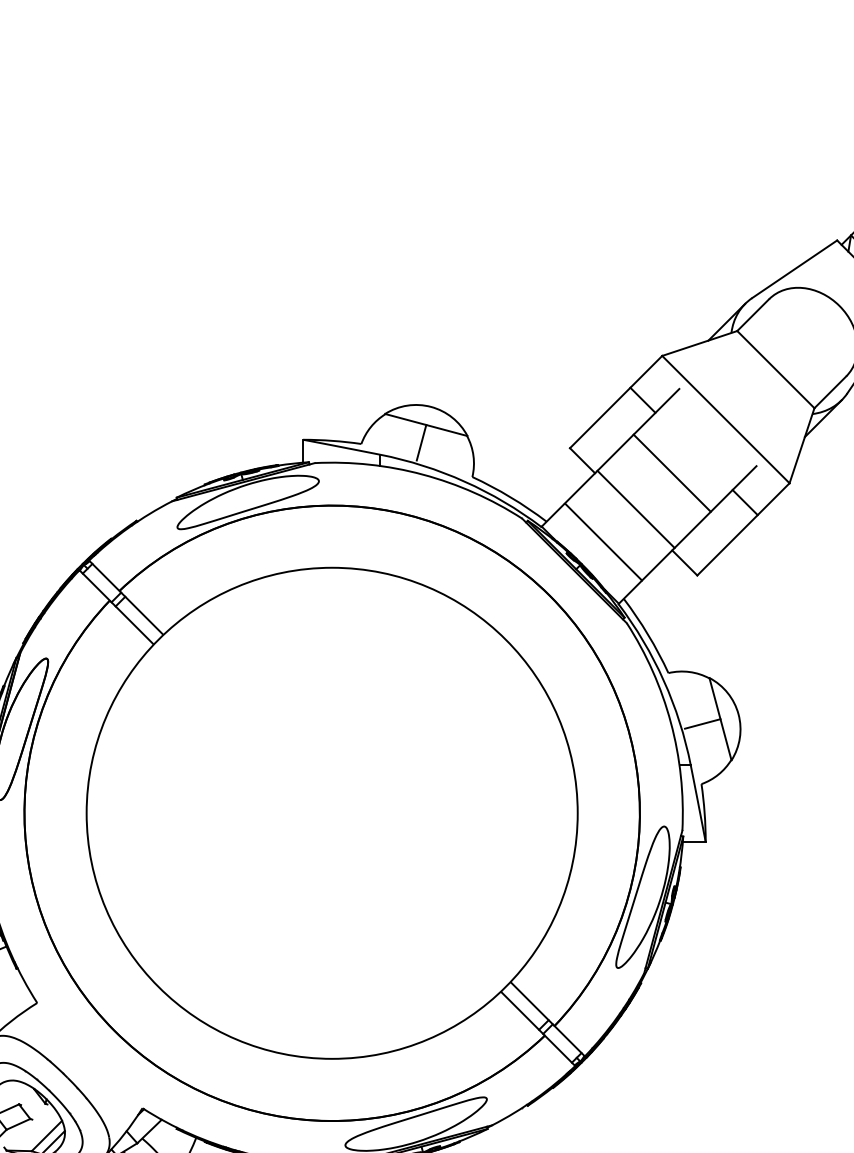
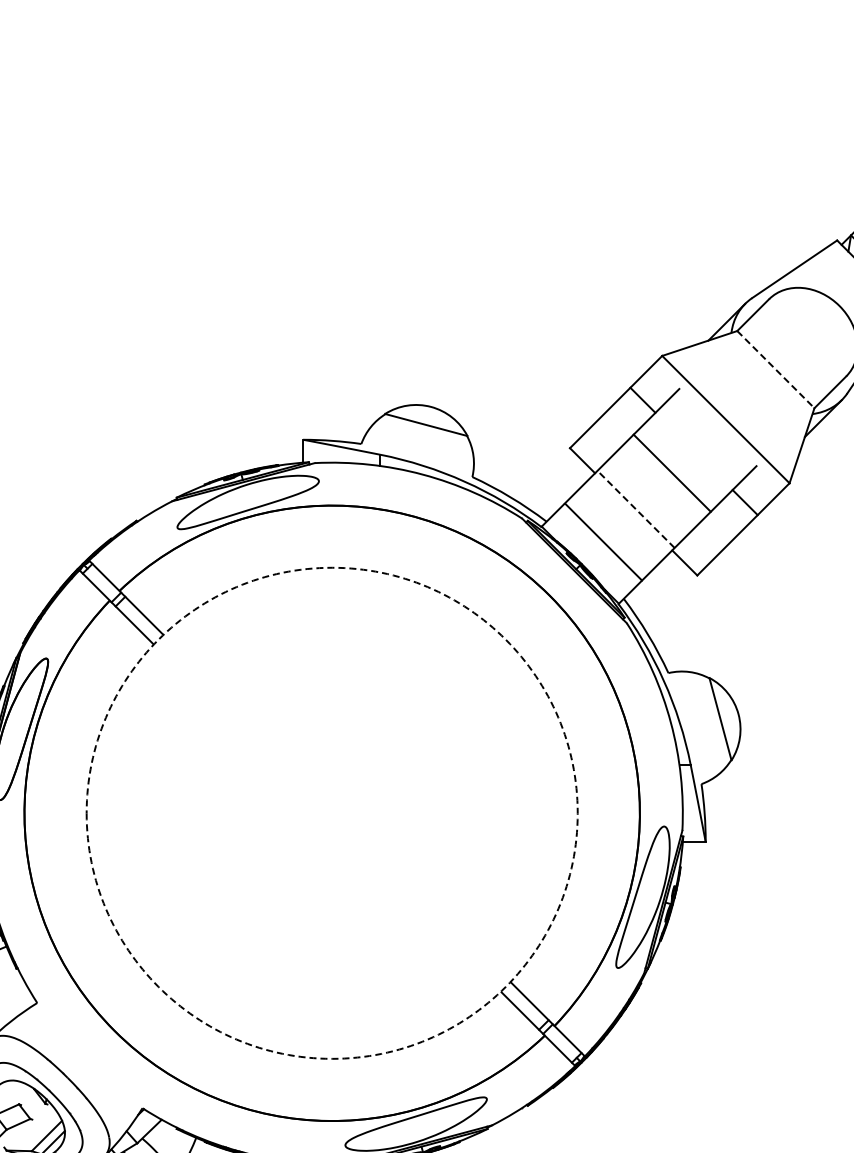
line: solid -> dashed (775, 369)
line: present -> none (421, 442)
line: solid -> dashed (636, 509)
line: present -> none (702, 723)
circle: solid -> dashed (331, 812)
